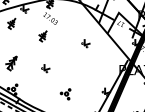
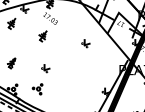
part size: 13x17 px -> 10x13 px (11, 63)
part position: (65, 94) -> (37, 89) (37, 89)
